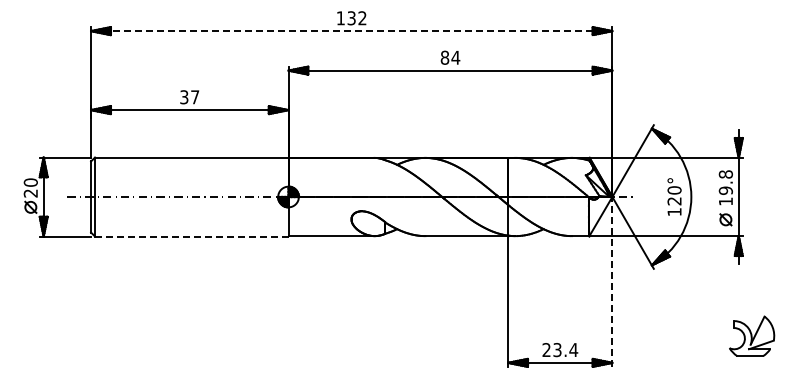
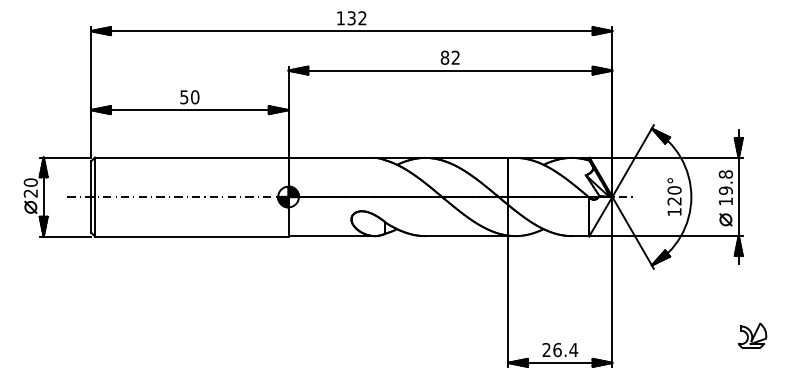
line: dashed -> solid (351, 31)
text: 84 -> 82 (455, 57)
text: 37 -> 50 (189, 97)
line: dashed -> solid (191, 236)
line: dashed -> solid (612, 281)
part size: 47x42 px -> 30x27 px (752, 335)
text: 23.4 -> 26.4 (557, 350)
